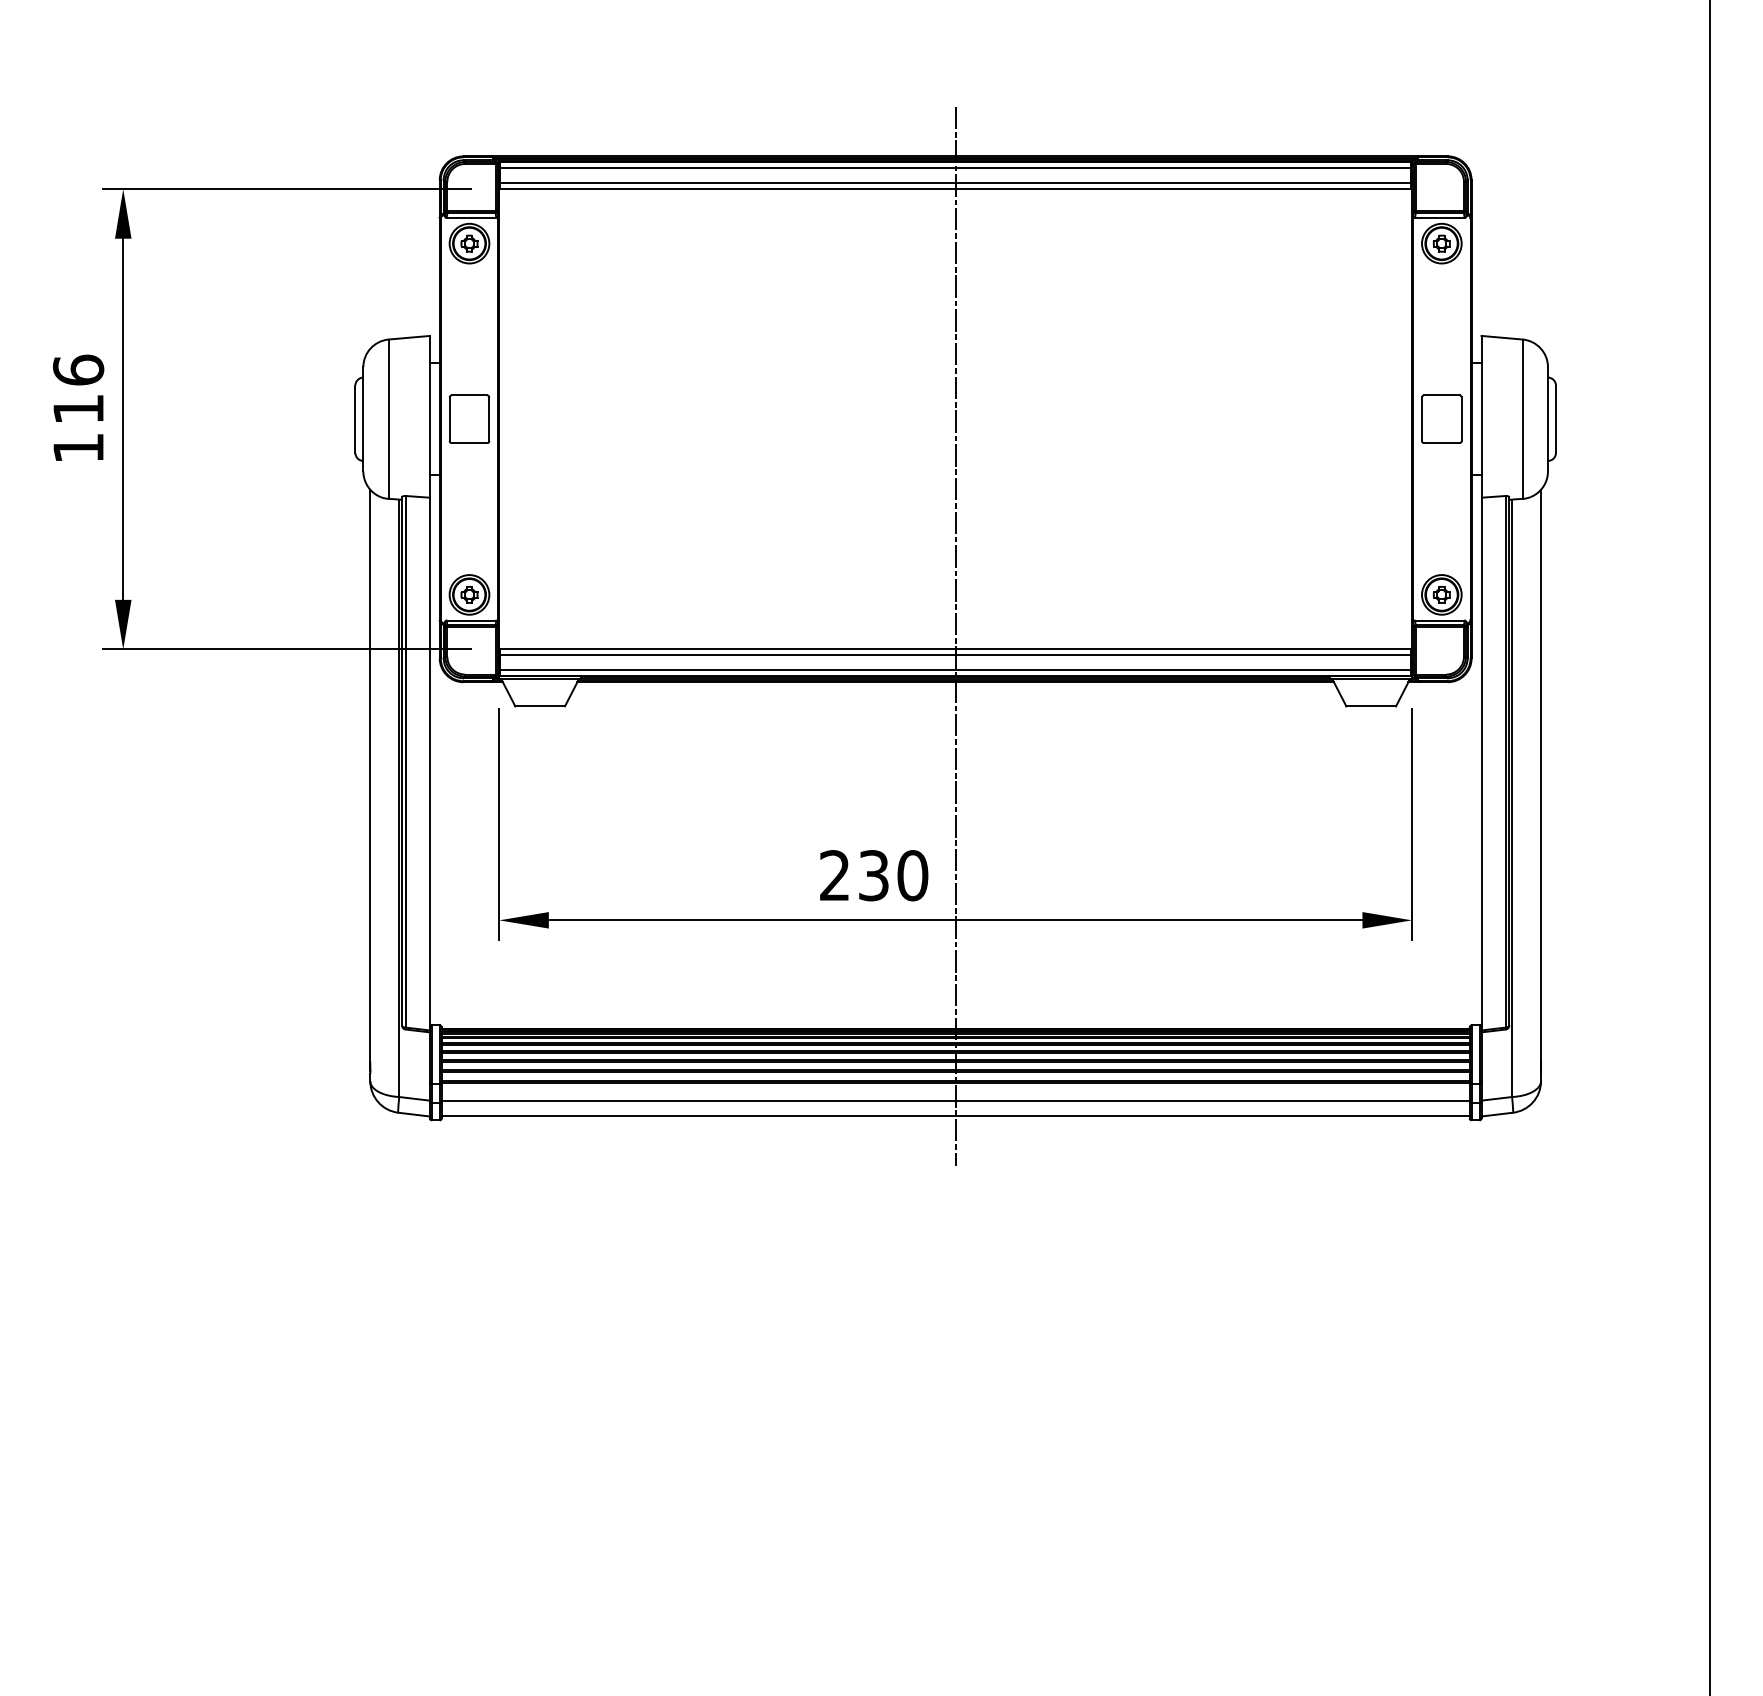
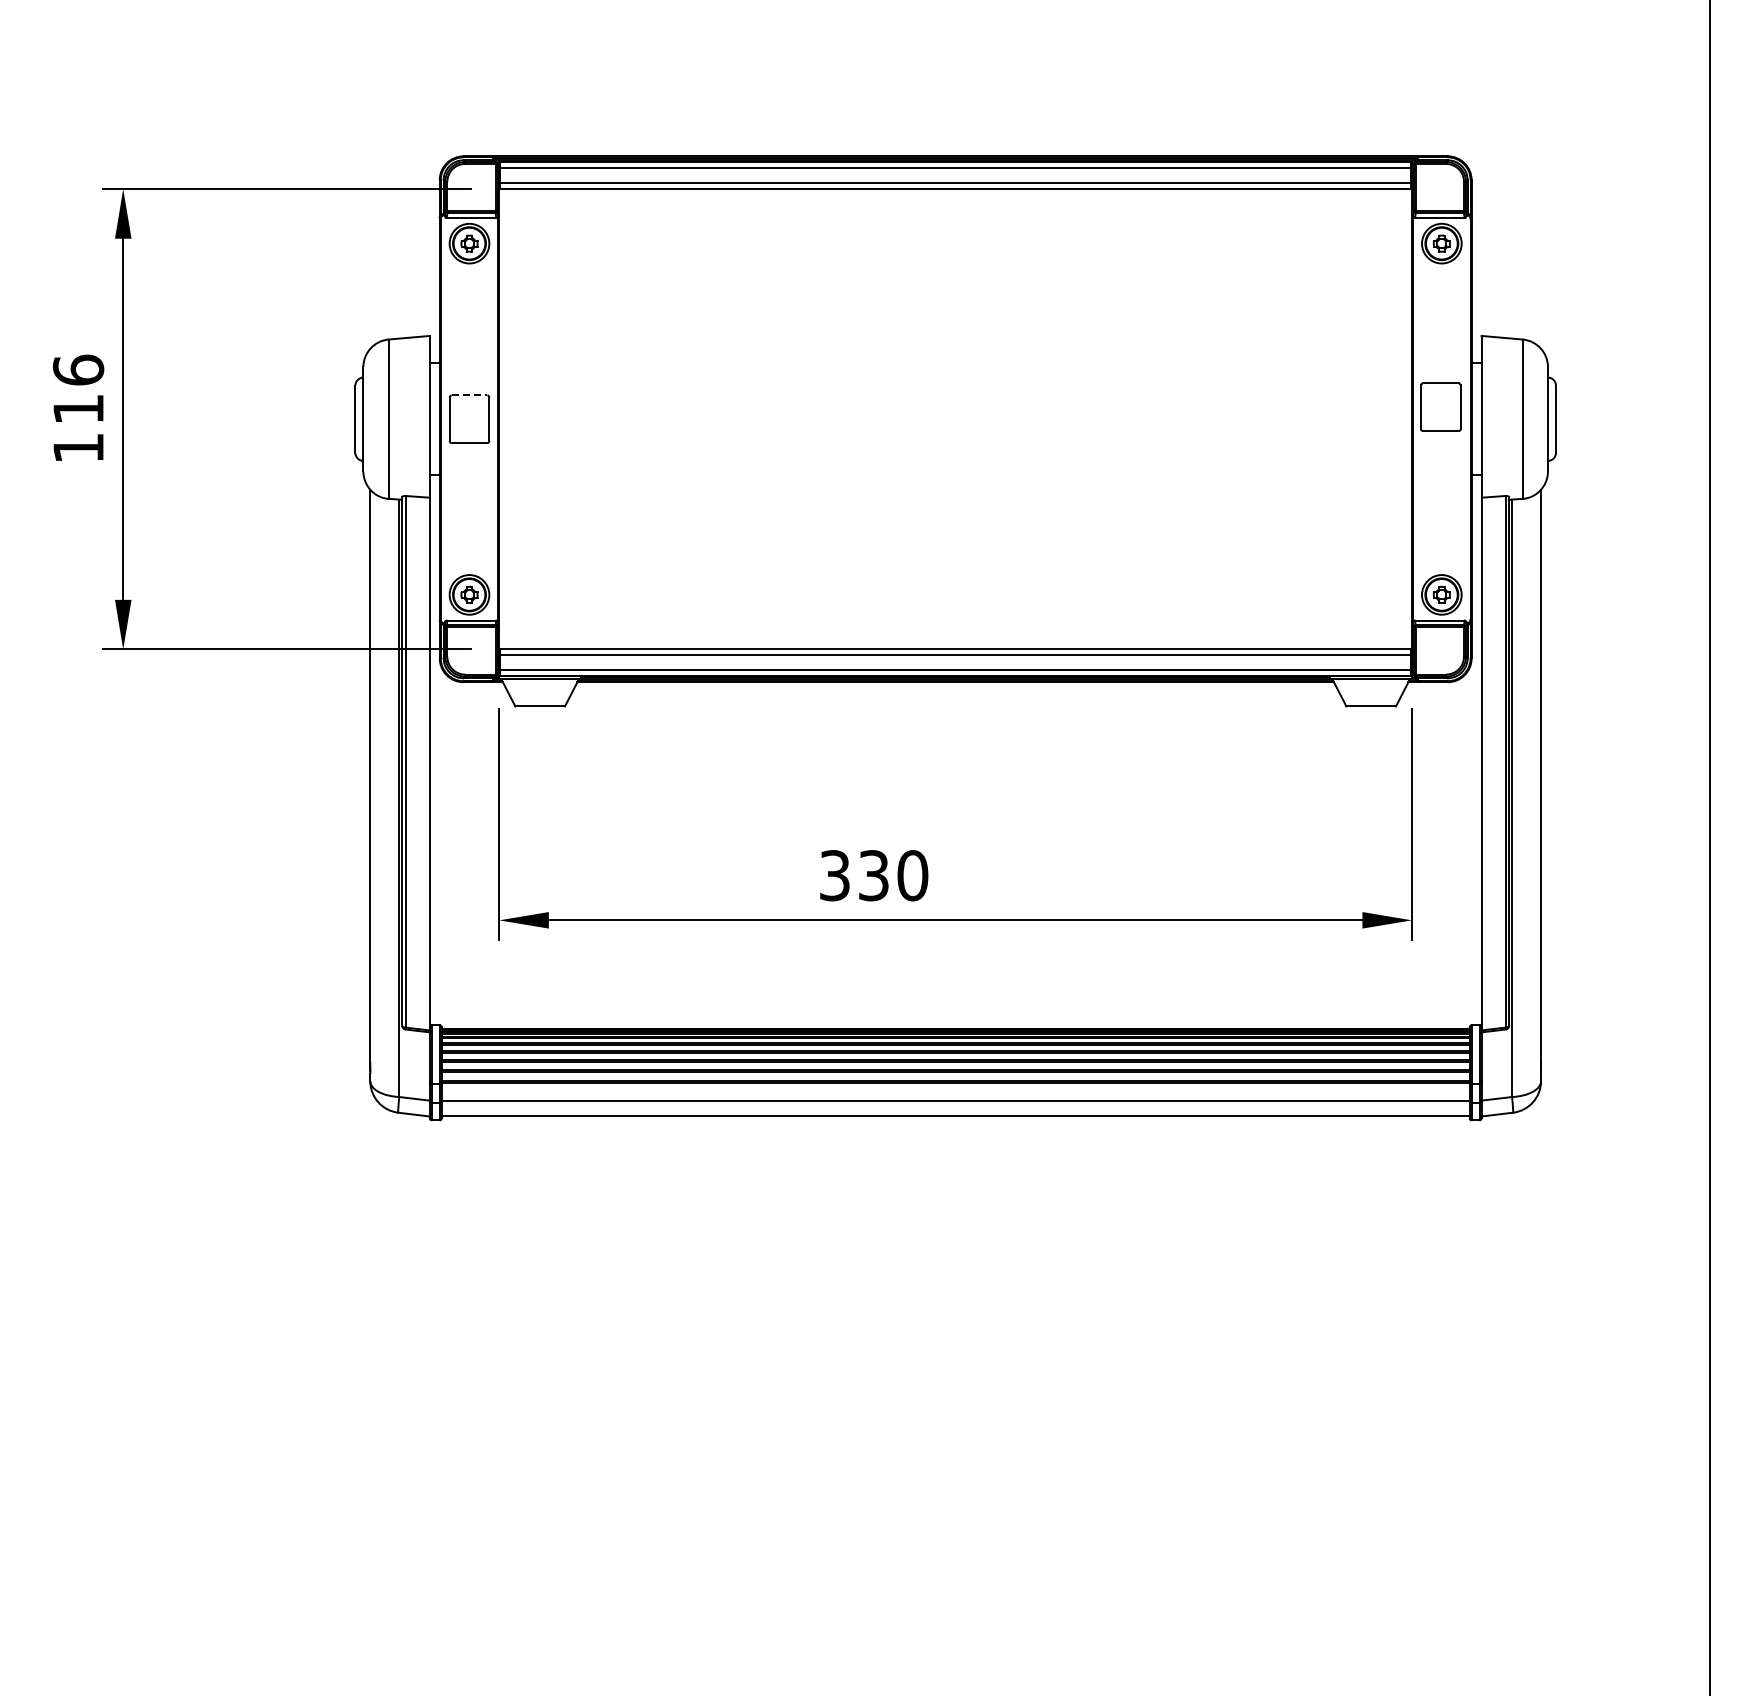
line: solid -> dashed (469, 395)
part position: (1441, 418) -> (1440, 406) (1440, 406)
line: present -> none (955, 636)
text: 230 -> 330 (834, 875)
